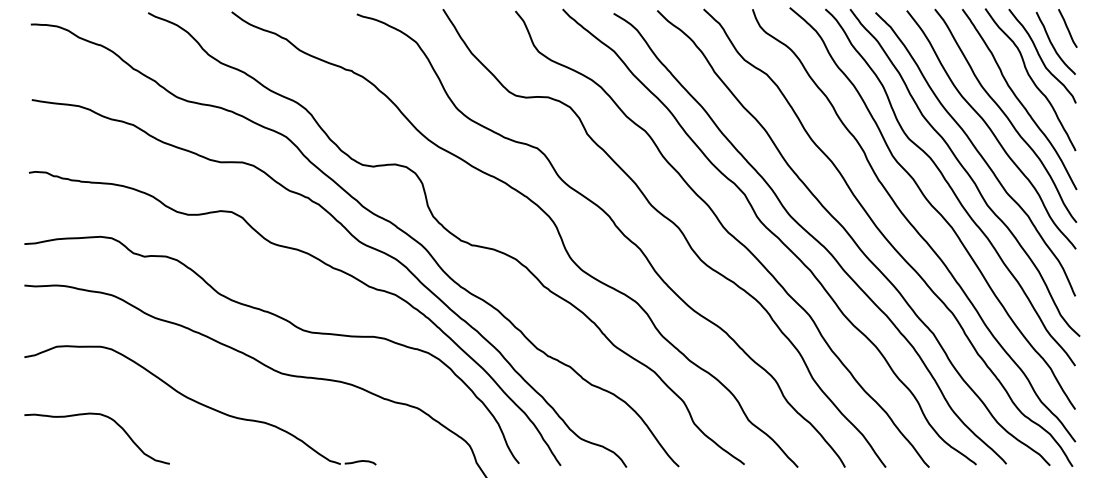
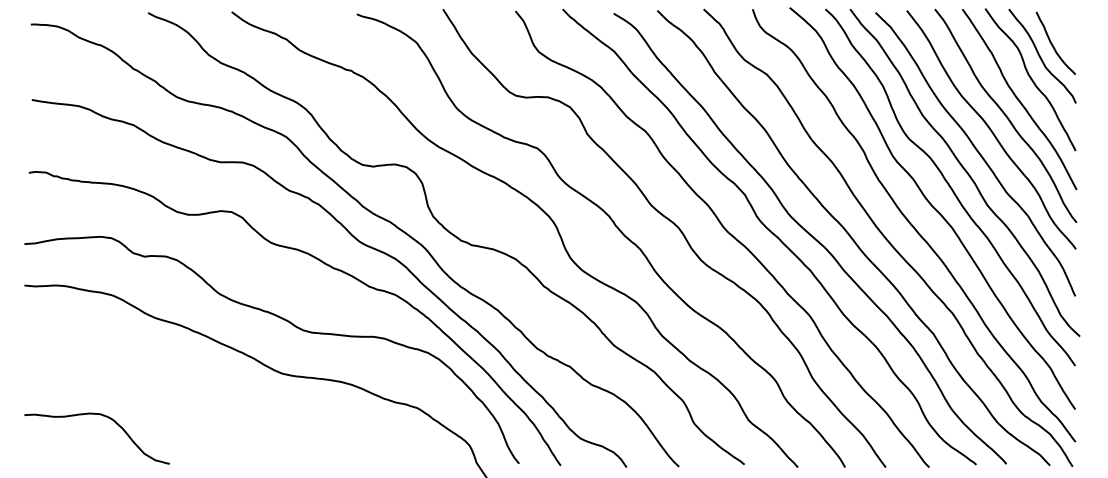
line: present -> none (1067, 28)
part: present -> none (200, 405)
